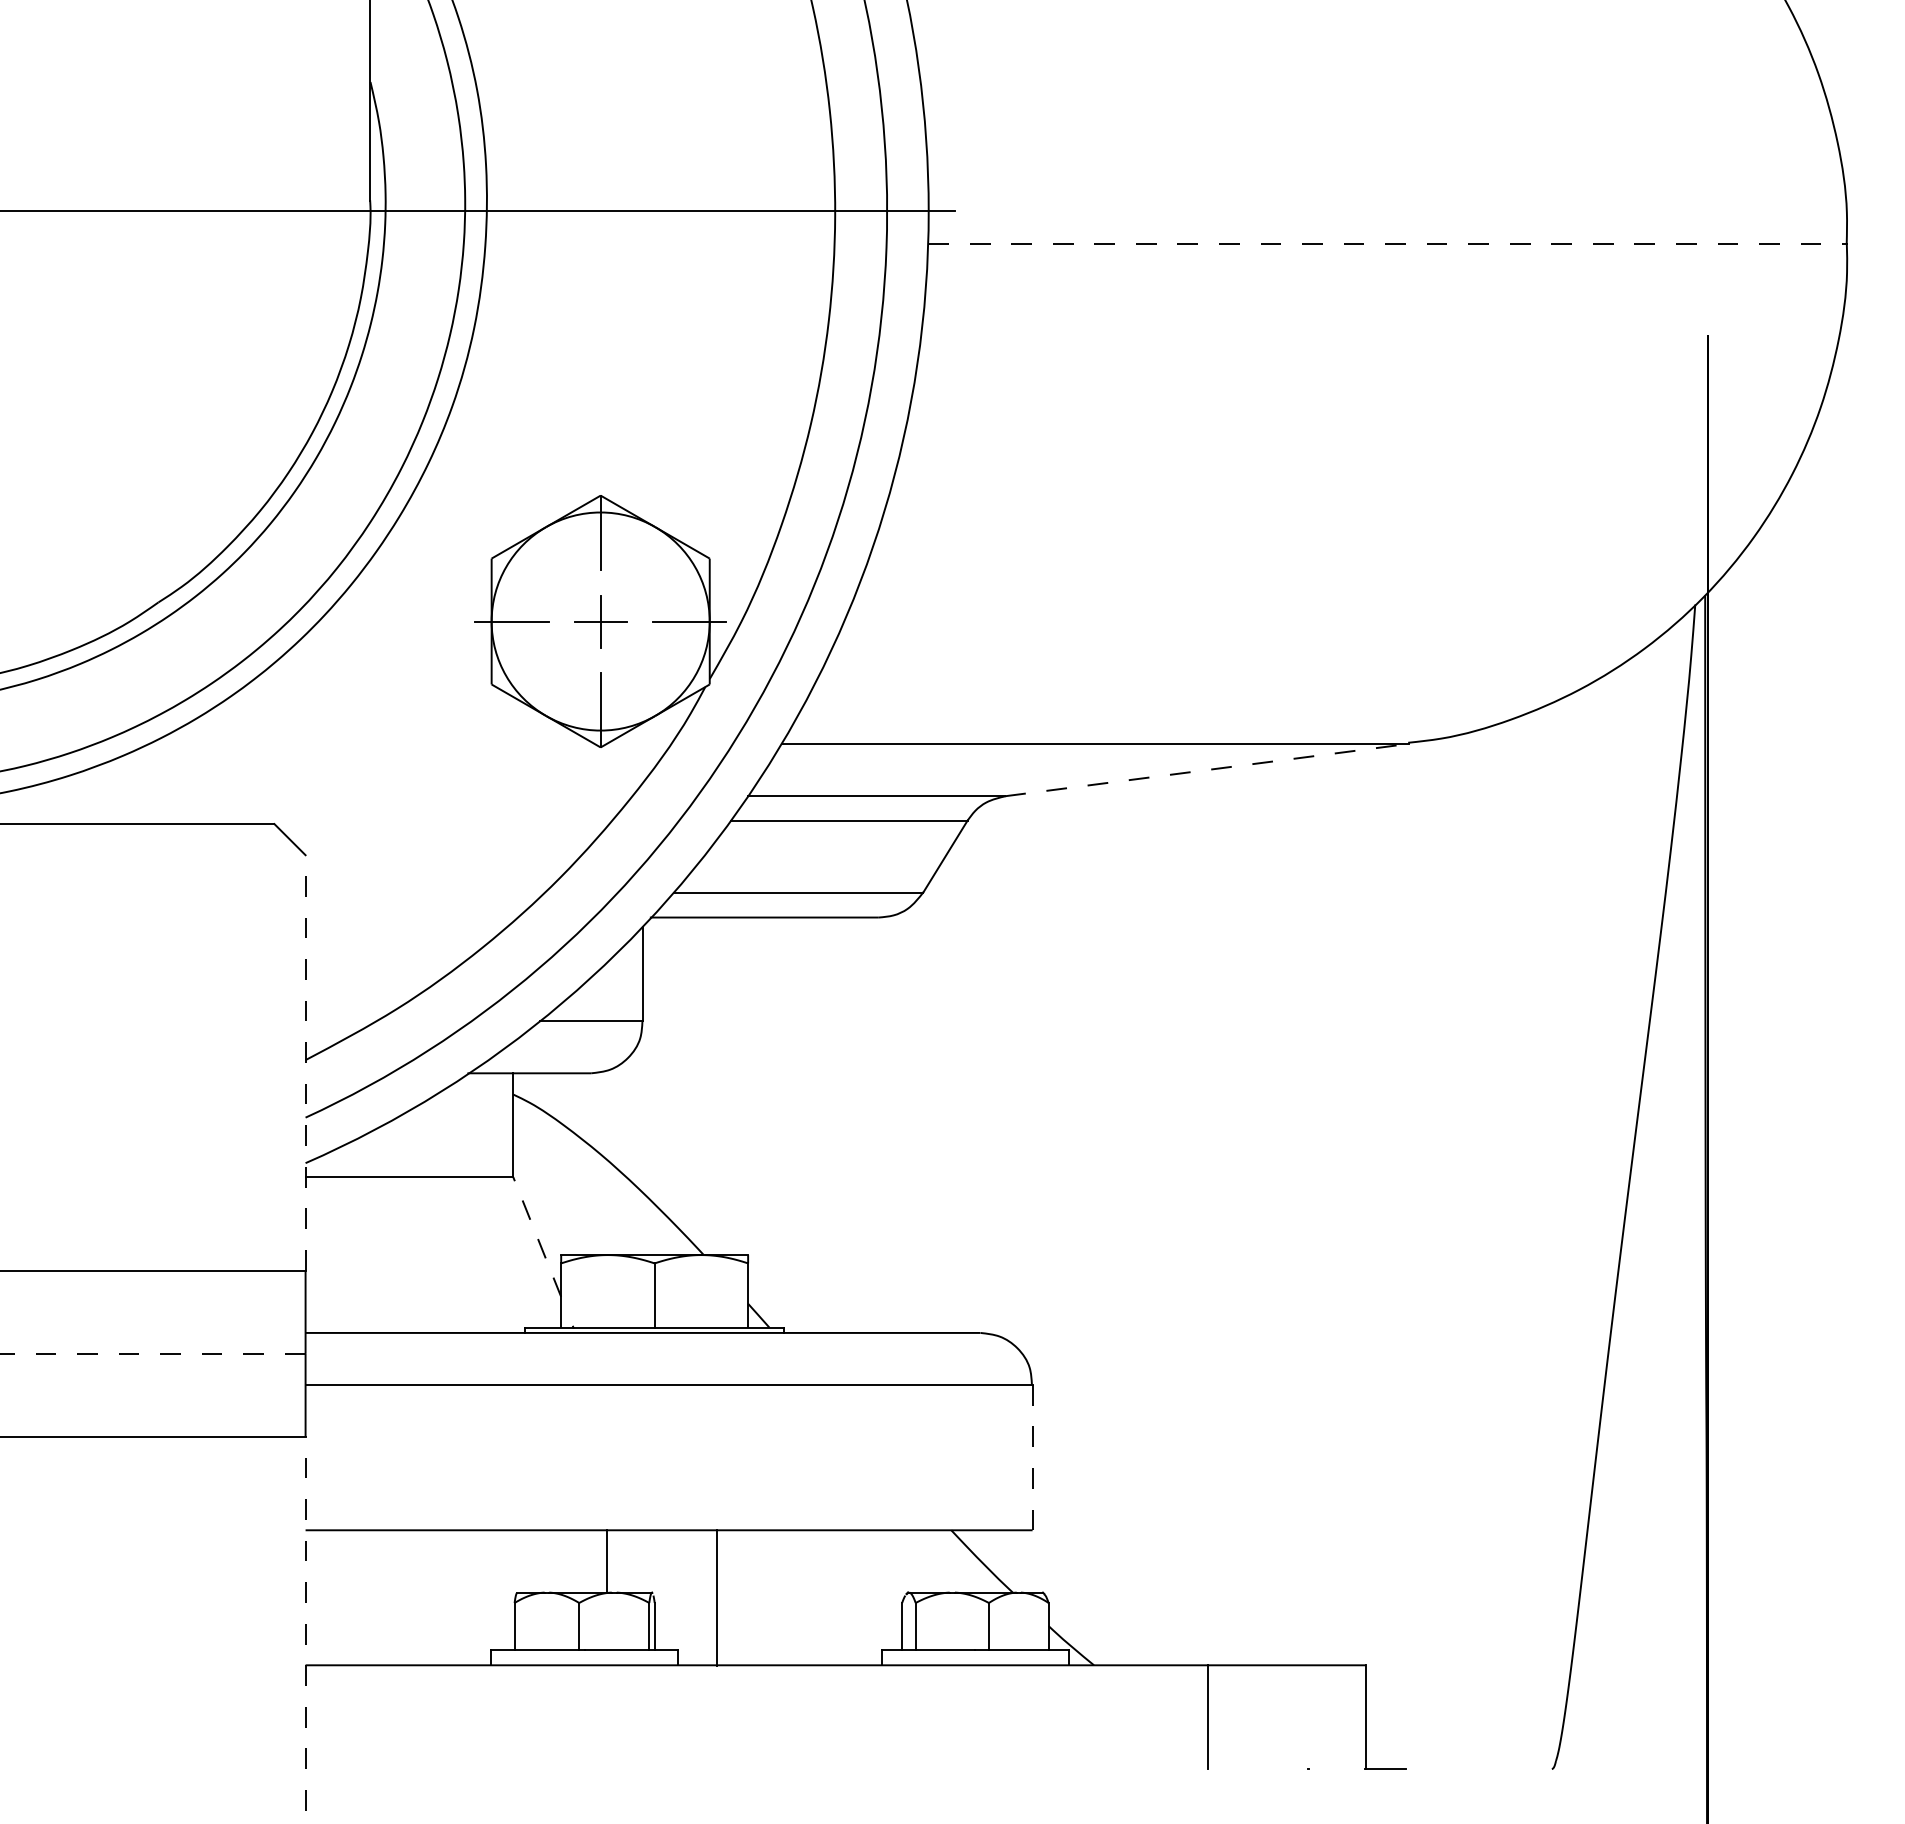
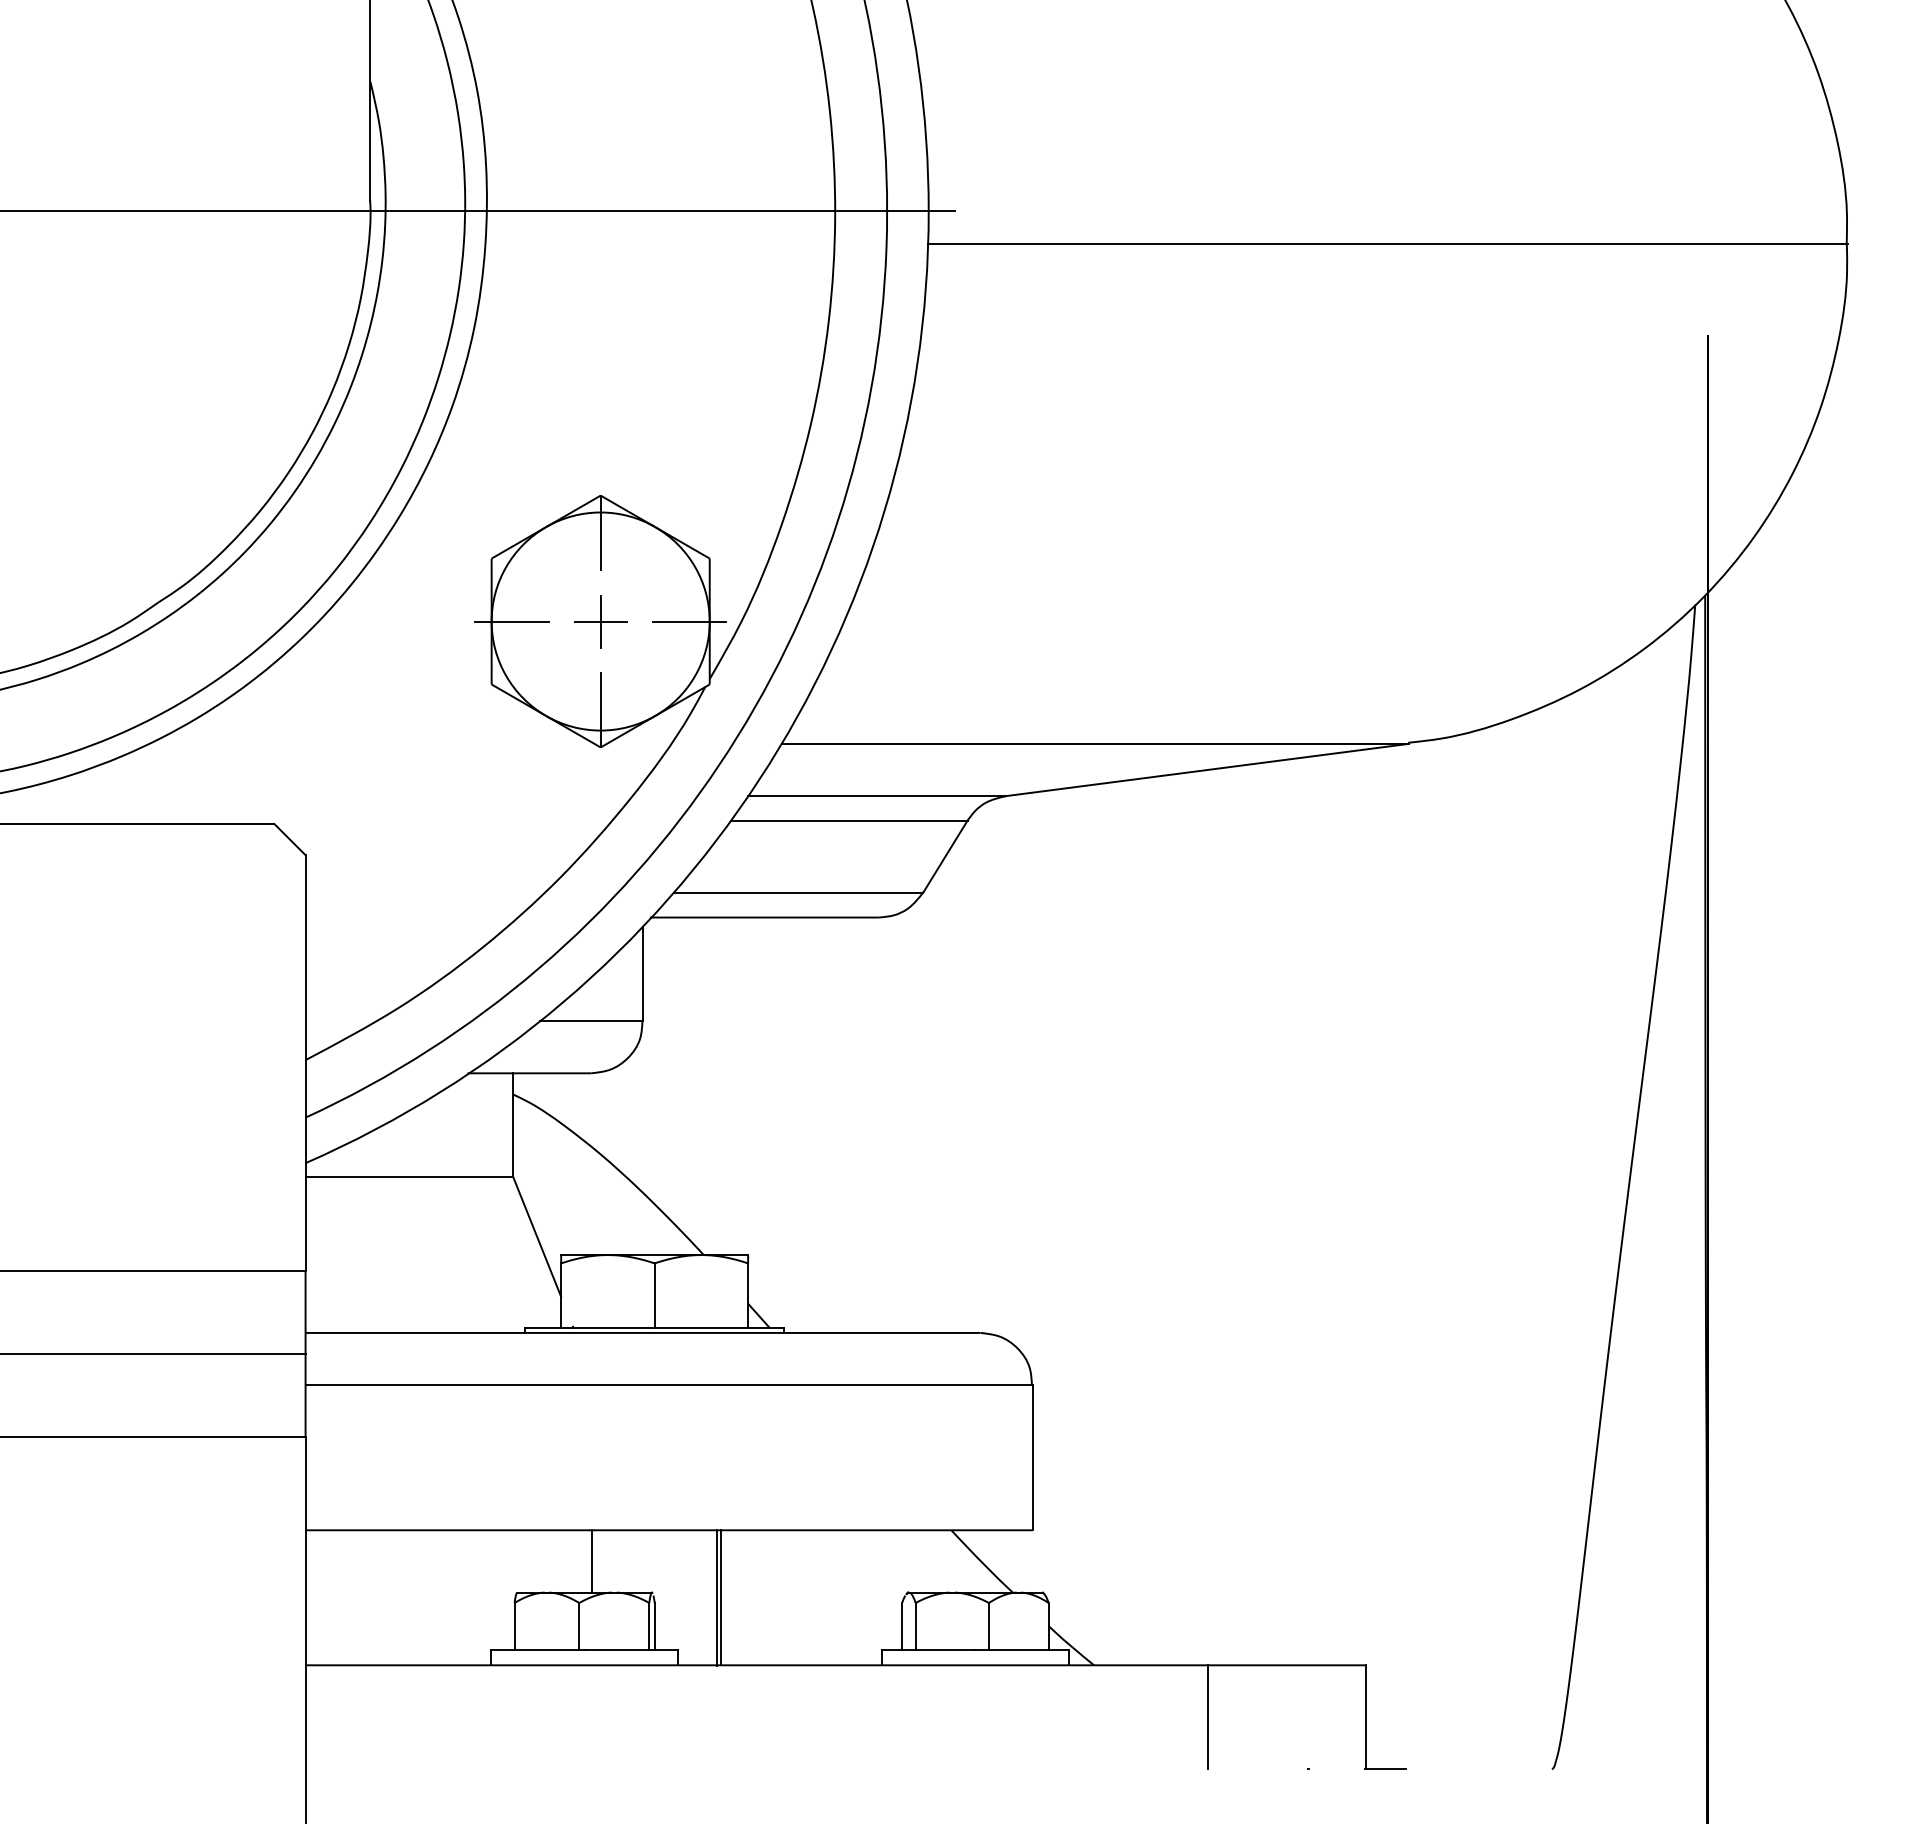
line: dashed -> solid (1388, 243)
line: dashed -> solid (1207, 770)
line: dashed -> solid (305, 1062)
line: dashed -> solid (537, 1236)
line: dashed -> solid (152, 1353)
line: dashed -> solid (1032, 1457)
line position: (607, 1561) -> (592, 1561) (592, 1561)
line: none -> present (721, 1597)
line: dashed -> solid (305, 1629)
